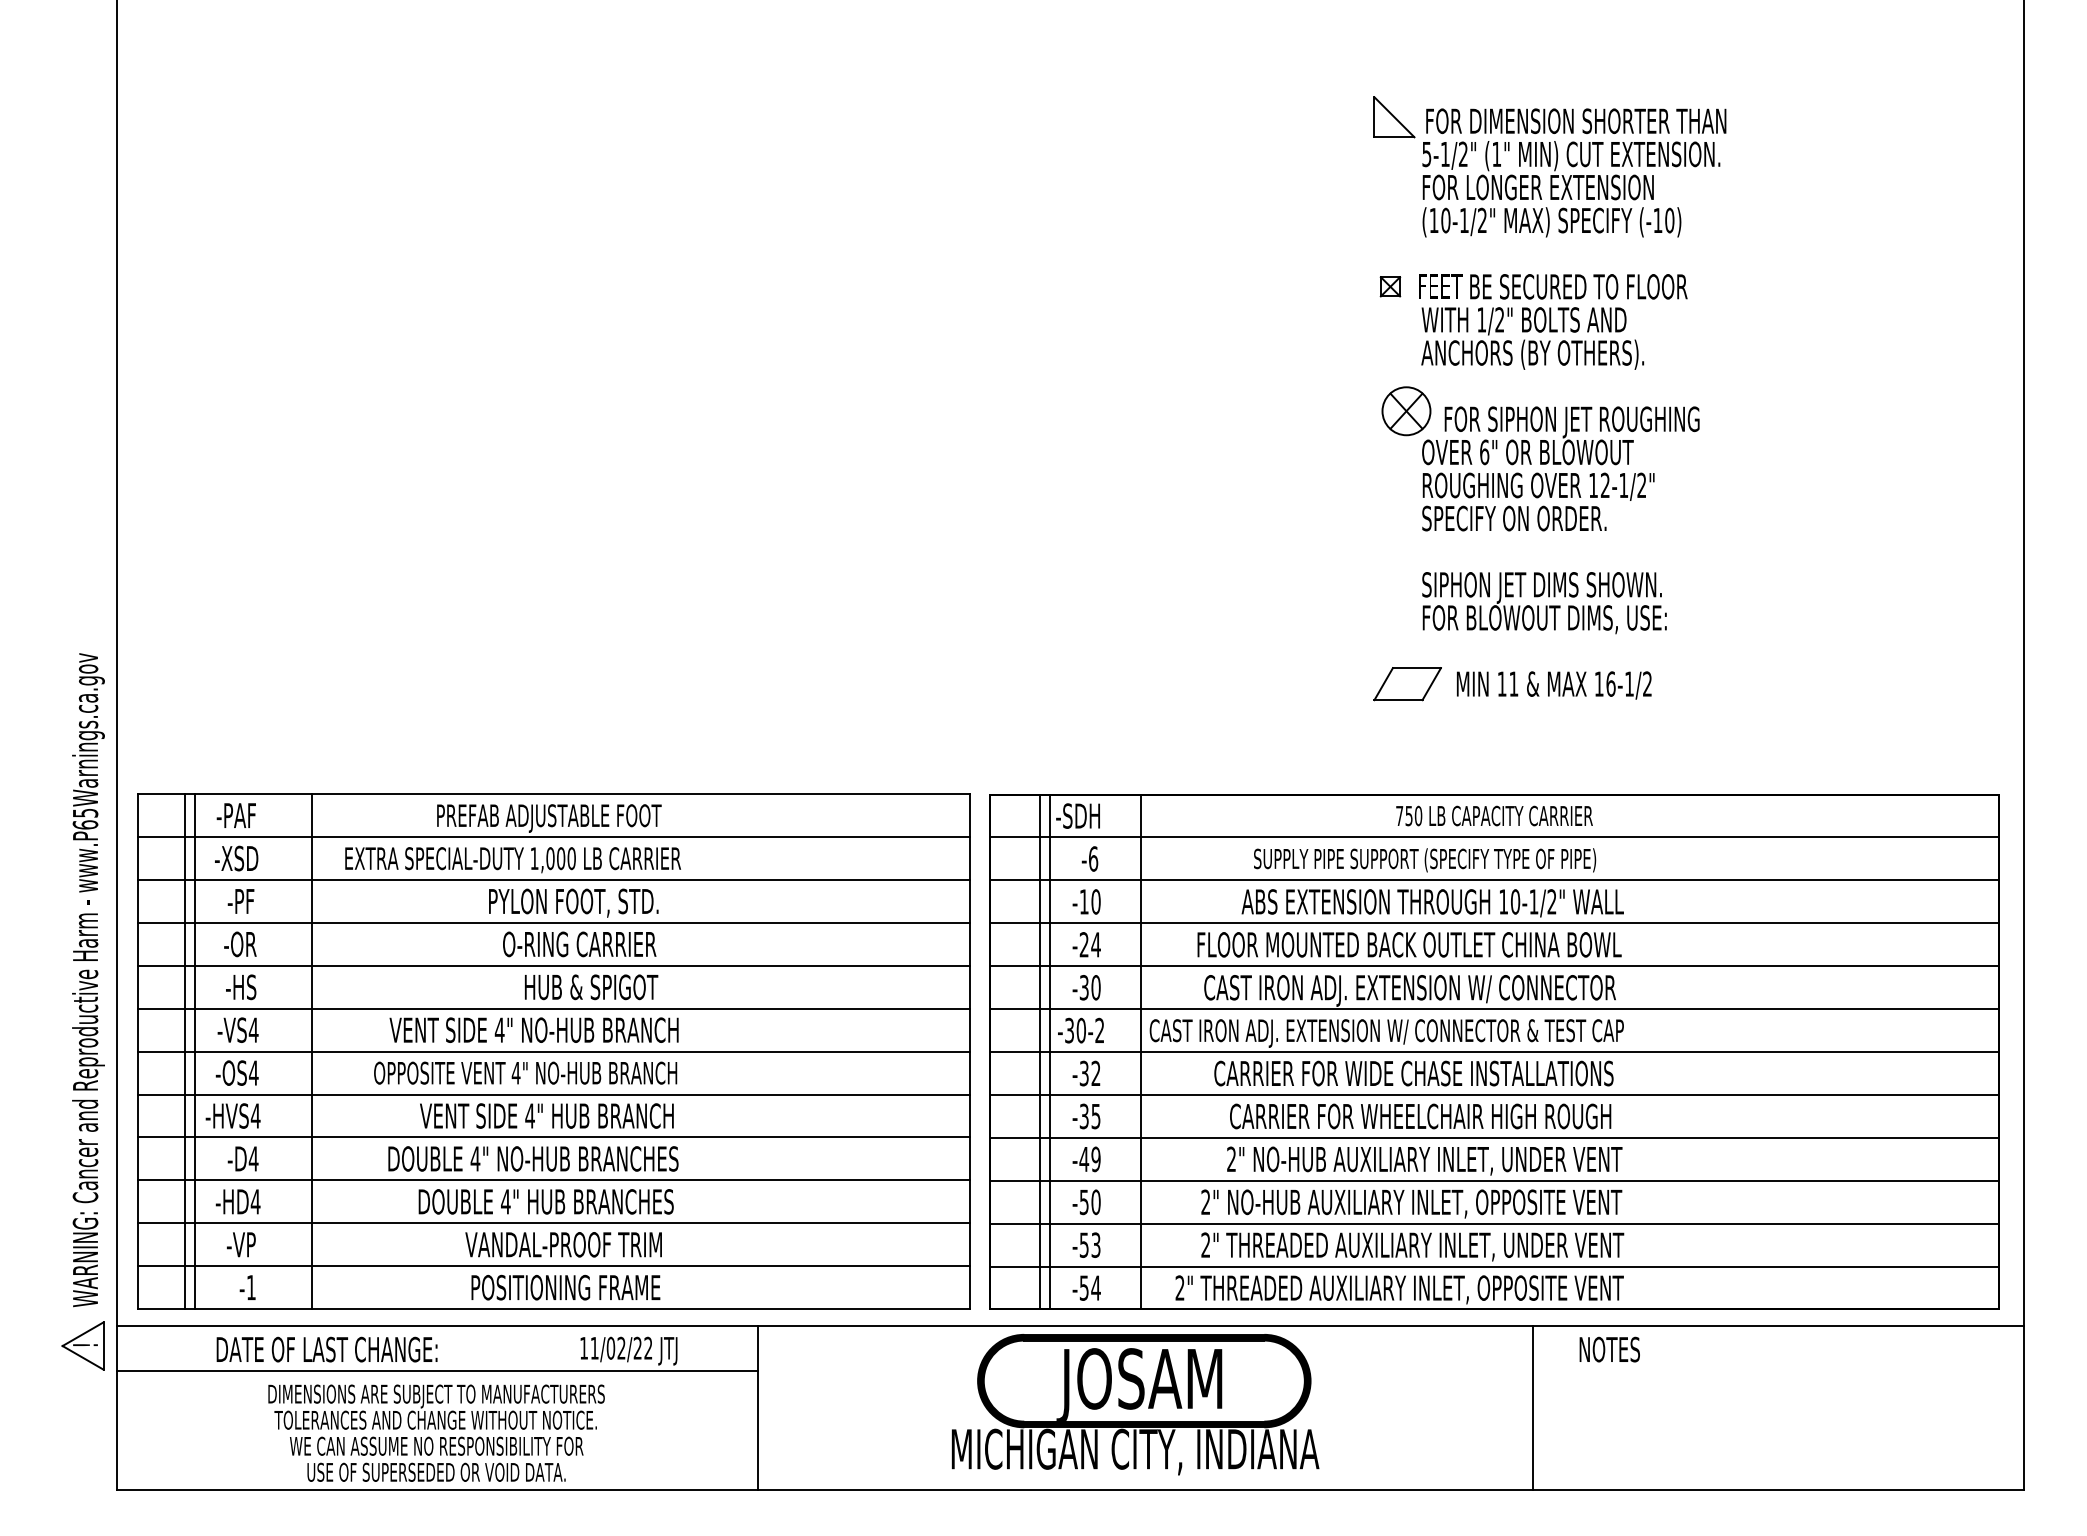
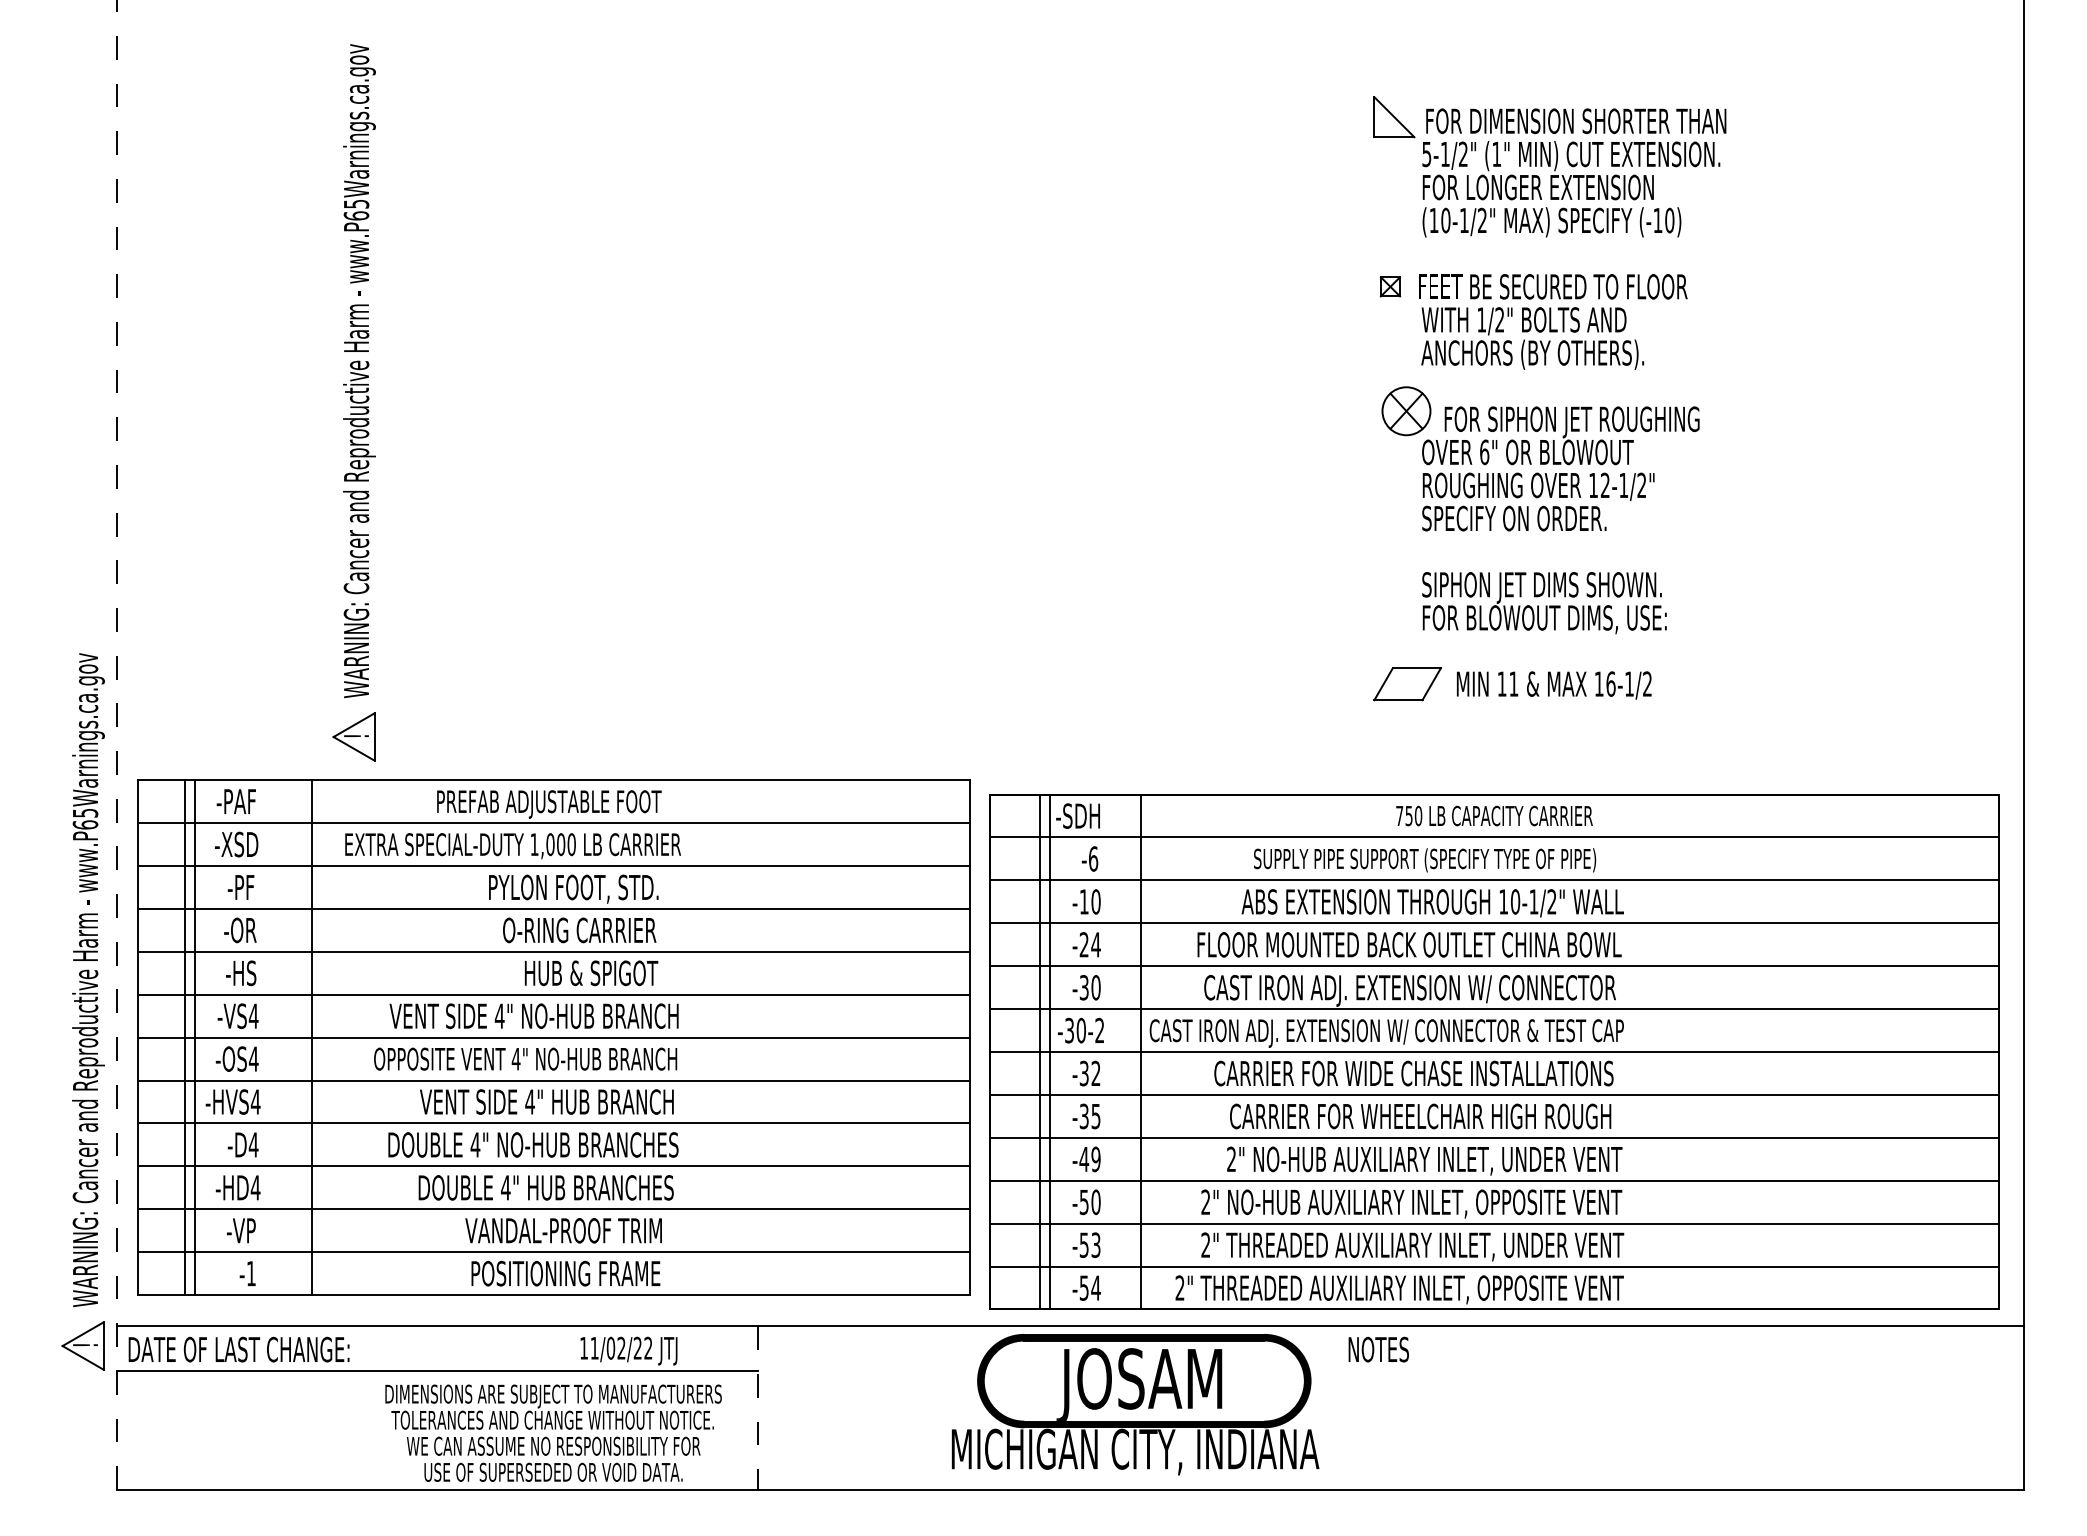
part: none -> present (353, 402)
line: solid -> dashed (117, 745)
part position: (553, 1051) -> (553, 1037) (553, 1037)
text position: (326, 1349) -> (238, 1349) (238, 1349)
text position: (1609, 1349) -> (1378, 1349) (1378, 1349)
line: solid -> dashed (757, 1408)
line: present -> none (1532, 1408)
text position: (436, 1432) -> (553, 1432) (553, 1432)
